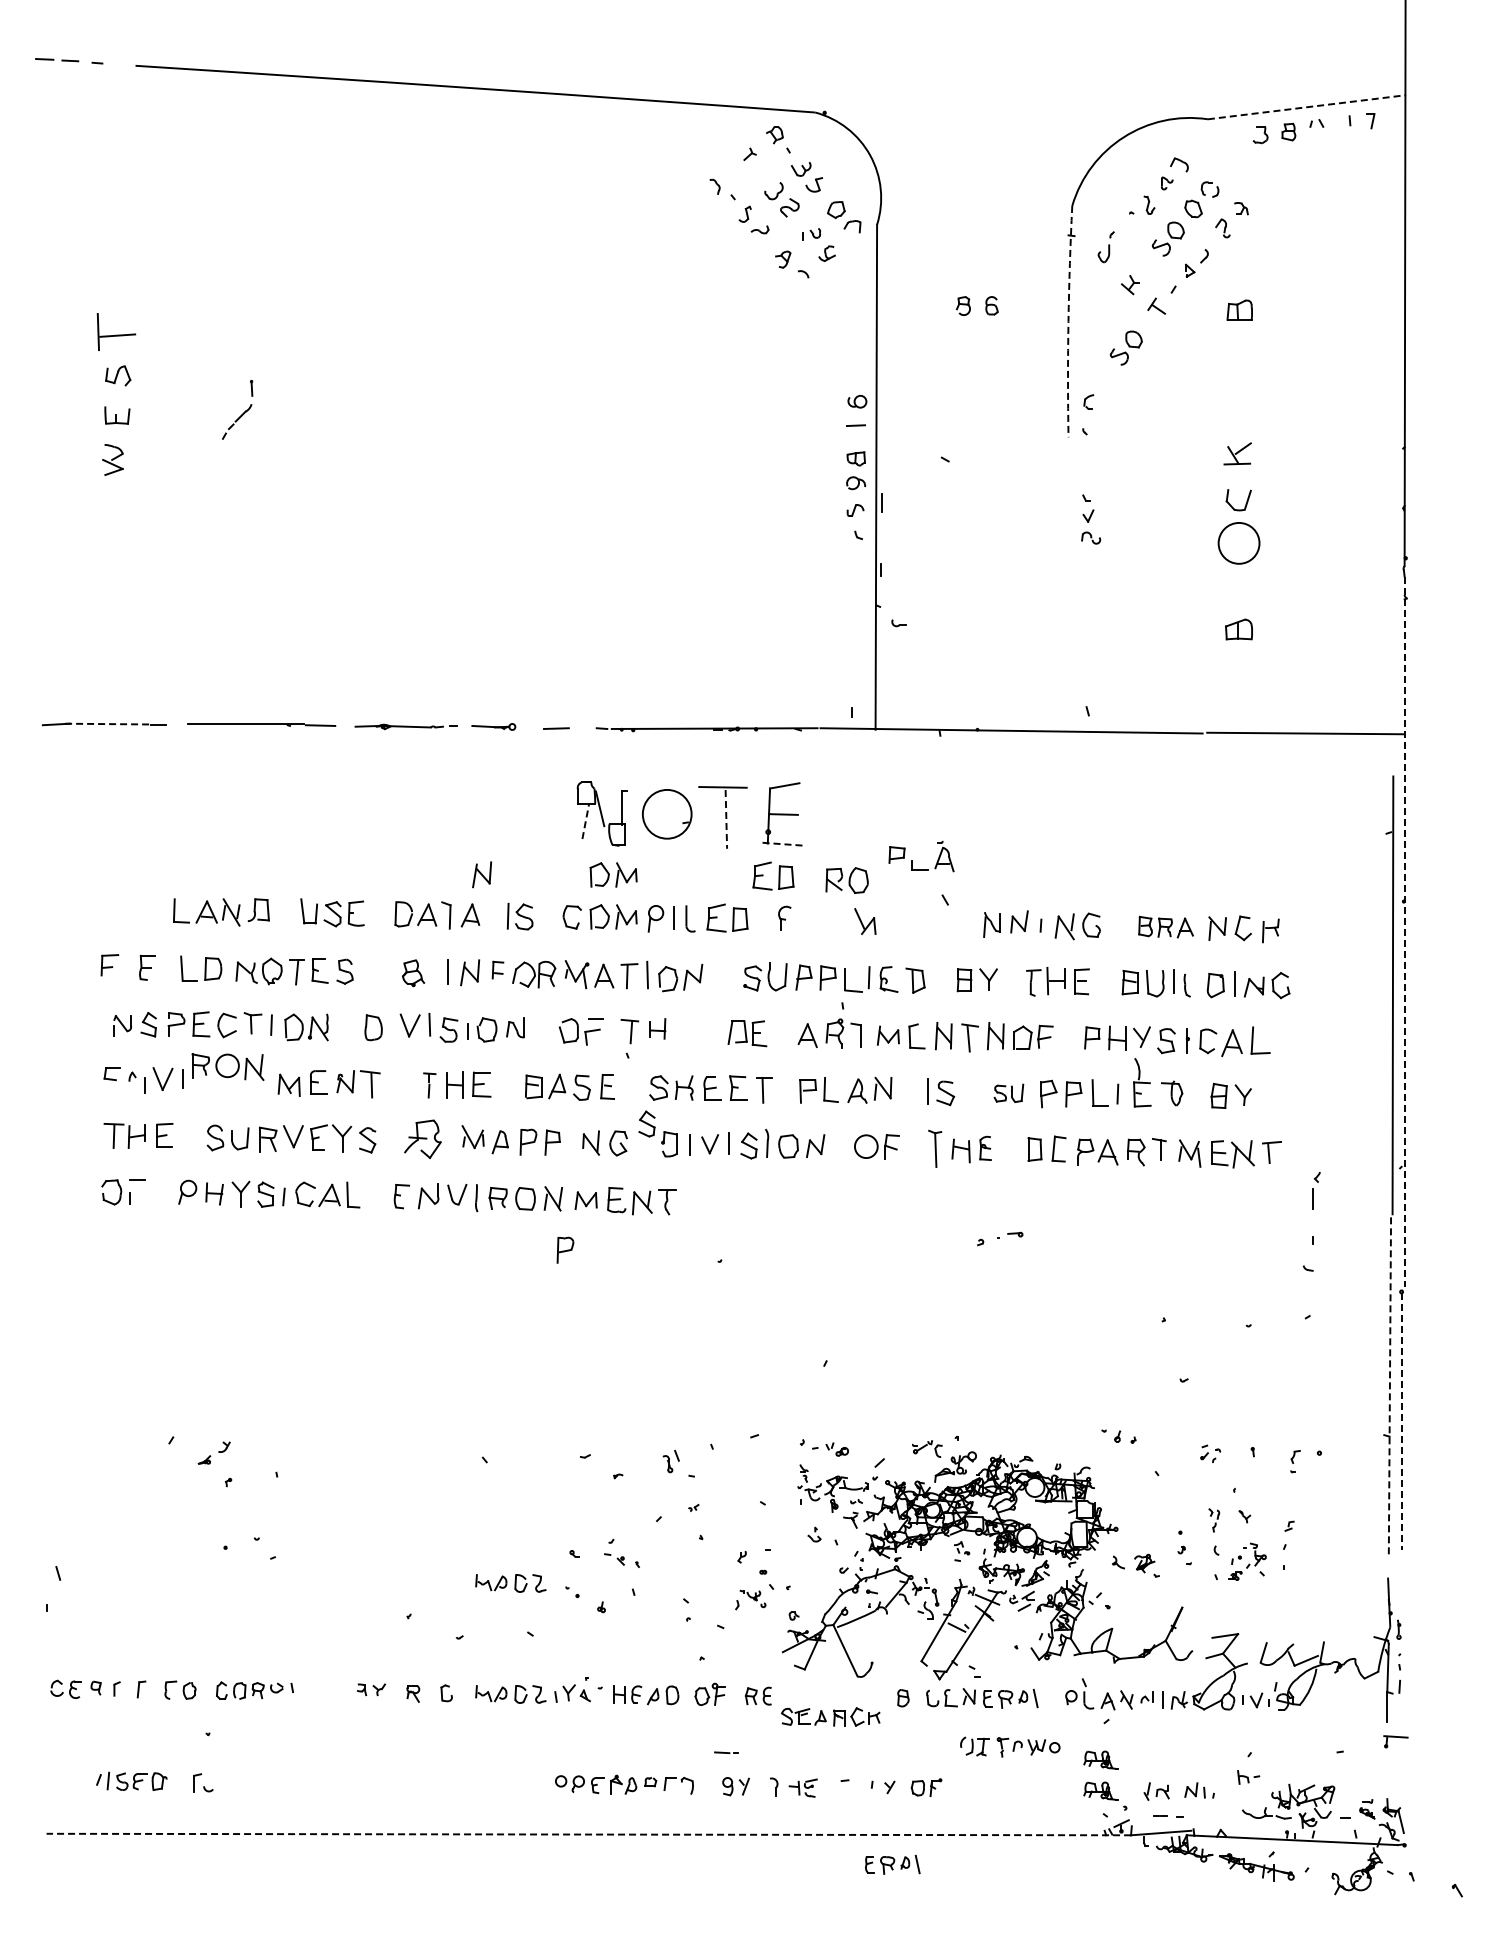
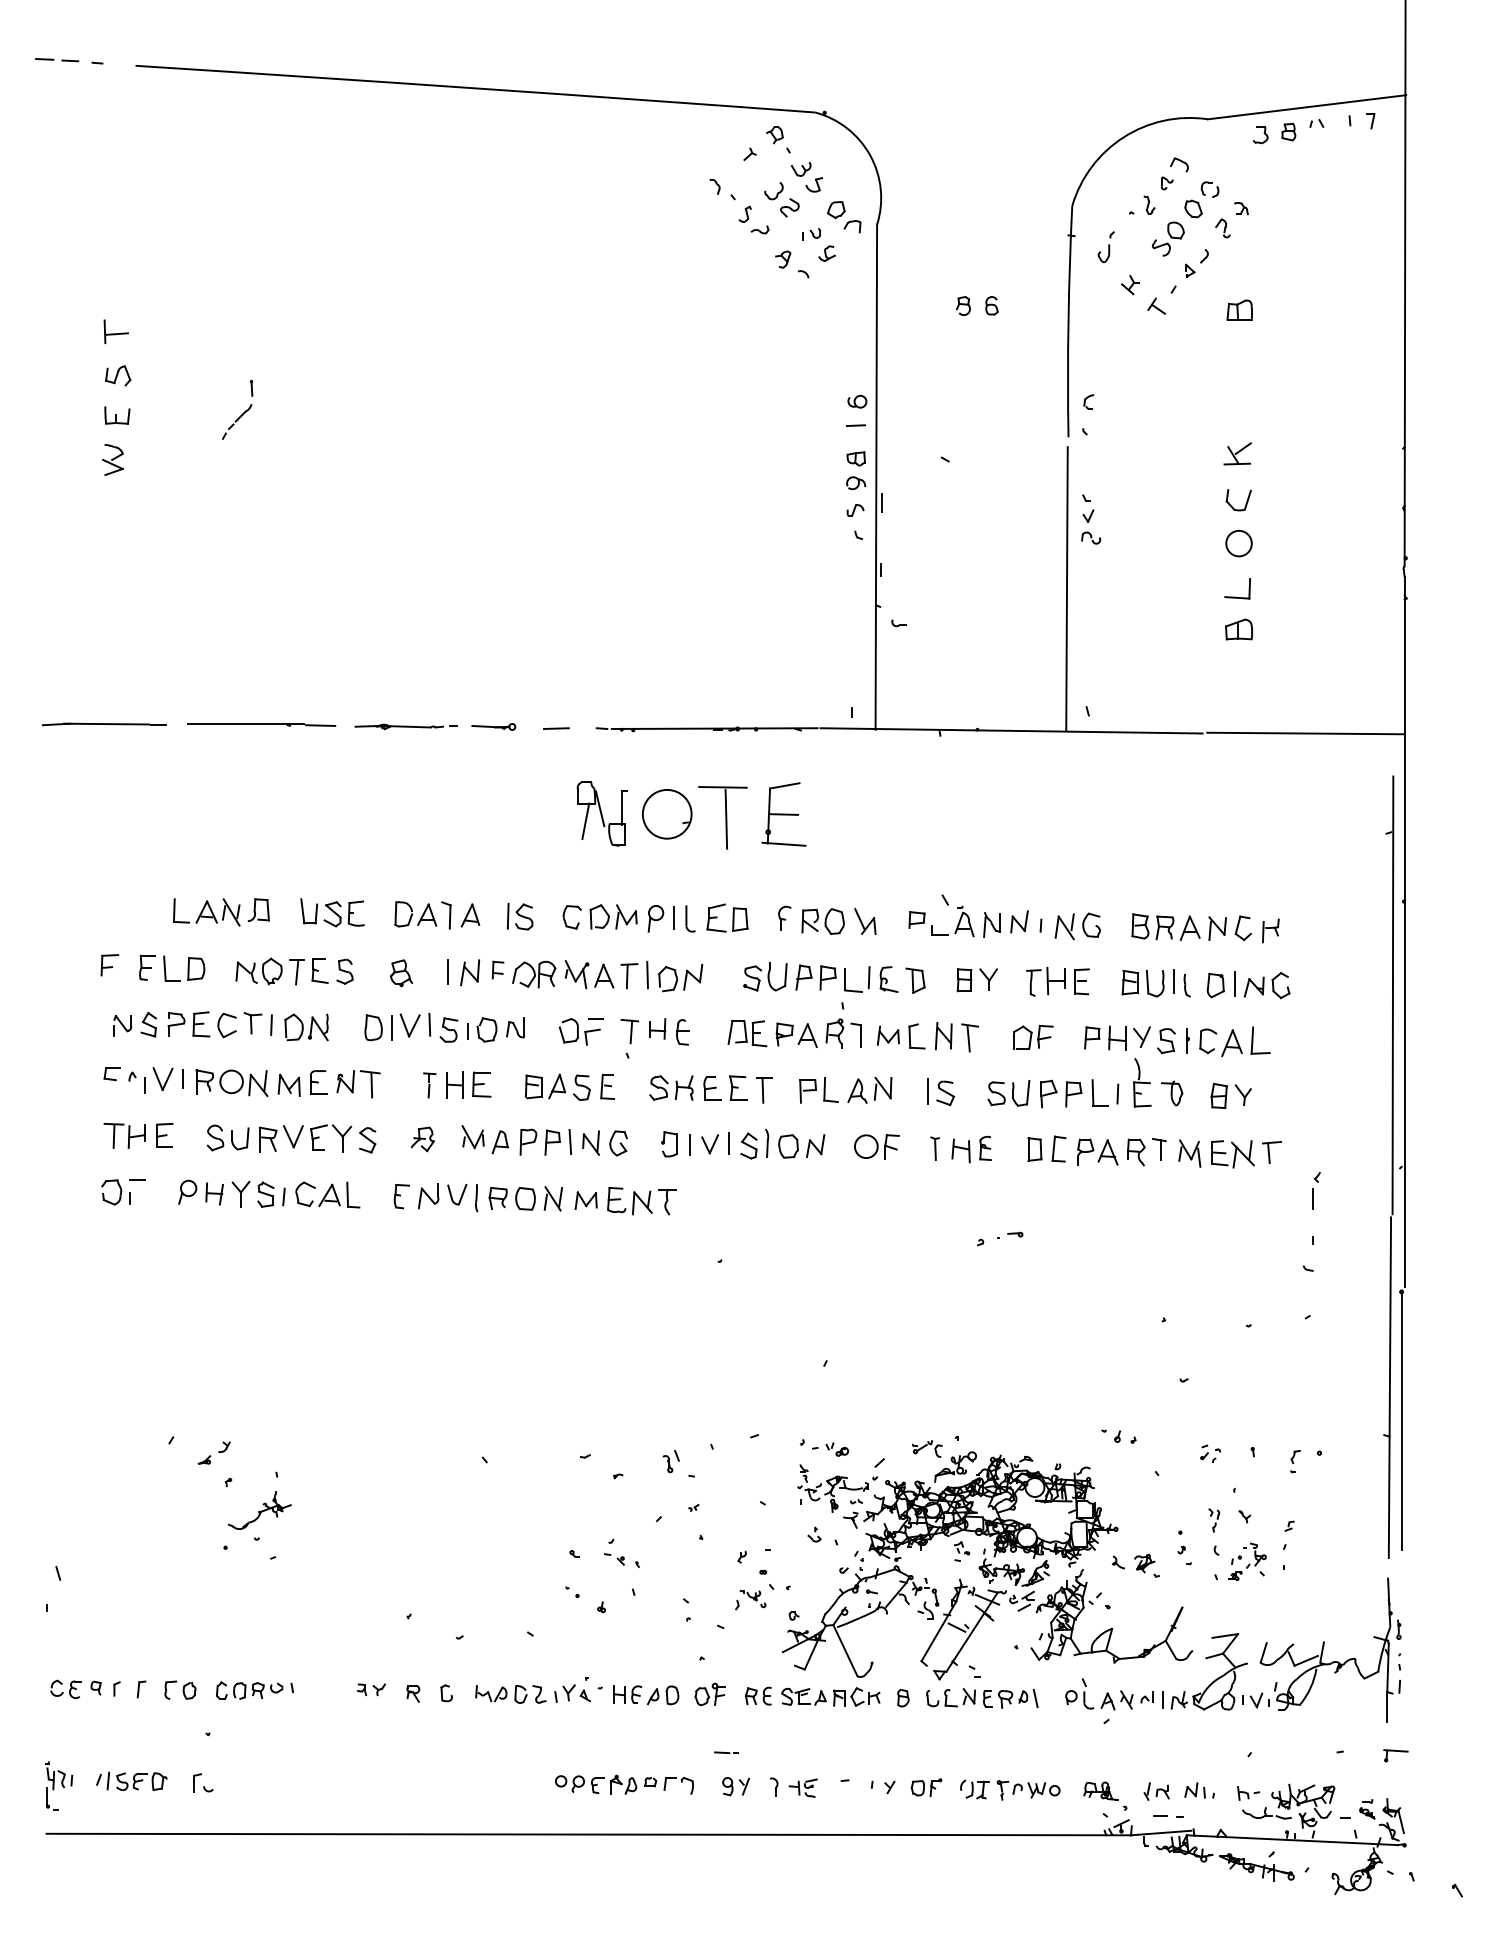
line: dashed -> solid (1307, 107)
arc: dashed -> solid (1068, 321)
part size: 41x38 px -> 26x25 px (115, 331)
part: present -> none (1126, 347)
circle size: 44x43 px -> 28x28 px (1238, 543)
line: none -> present (1066, 588)
part: none -> present (1236, 596)
line: dashed -> solid (106, 724)
line: dashed -> solid (726, 819)
line: dashed -> solid (585, 820)
line: dashed -> solid (784, 844)
part position: (912, 860) -> (932, 925) (932, 925)
part: present -> none (482, 874)
part: present -> none (613, 874)
part: present -> none (773, 875)
part position: (846, 880) -> (822, 921) (822, 921)
part size: 56x24 px -> 70x28 px (1165, 926)
line: dashed -> solid (1404, 932)
part position: (201, 968) -> (184, 968) (184, 968)
part position: (413, 973) -> (401, 973) (401, 973)
line: none -> present (391, 1028)
part: none -> present (682, 1032)
part: none -> present (784, 1034)
part: present -> none (995, 1036)
part position: (227, 1067) -> (231, 1083) (231, 1083)
part size: 32x20 px -> 44x27 px (1008, 1093)
part: present -> none (646, 1123)
part size: 38x41 px -> 25x27 px (422, 1139)
line: none -> present (570, 1141)
part size: 15x39 px -> 10x25 px (934, 1148)
part: present -> none (565, 1249)
line: dashed -> solid (1389, 1388)
line: dashed -> solid (1401, 1422)
part: none -> present (259, 1510)
part: present -> none (510, 1583)
part position: (830, 1716) -> (830, 1696) (830, 1696)
part position: (1395, 1741) -> (1395, 1755) (1395, 1755)
part position: (1010, 1746) -> (1010, 1789) (1010, 1789)
part: present -> none (1100, 1759)
part position: (1248, 1777) -> (1248, 1793) (1248, 1793)
part: none -> present (59, 1785)
line: dashed -> solid (588, 1834)
part: present -> none (892, 1864)
